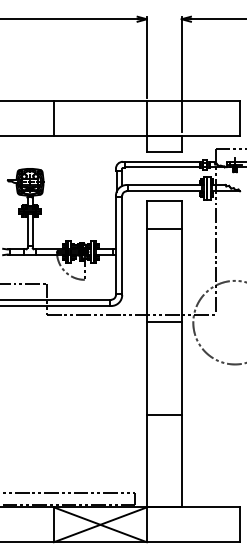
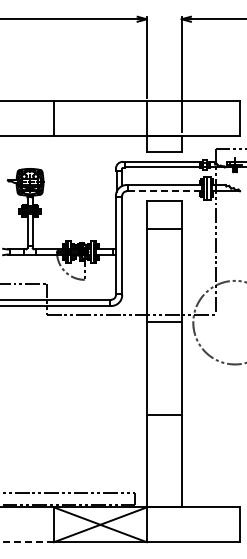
line: solid -> dashed (165, 191)
line: solid -> dashed (27, 542)
